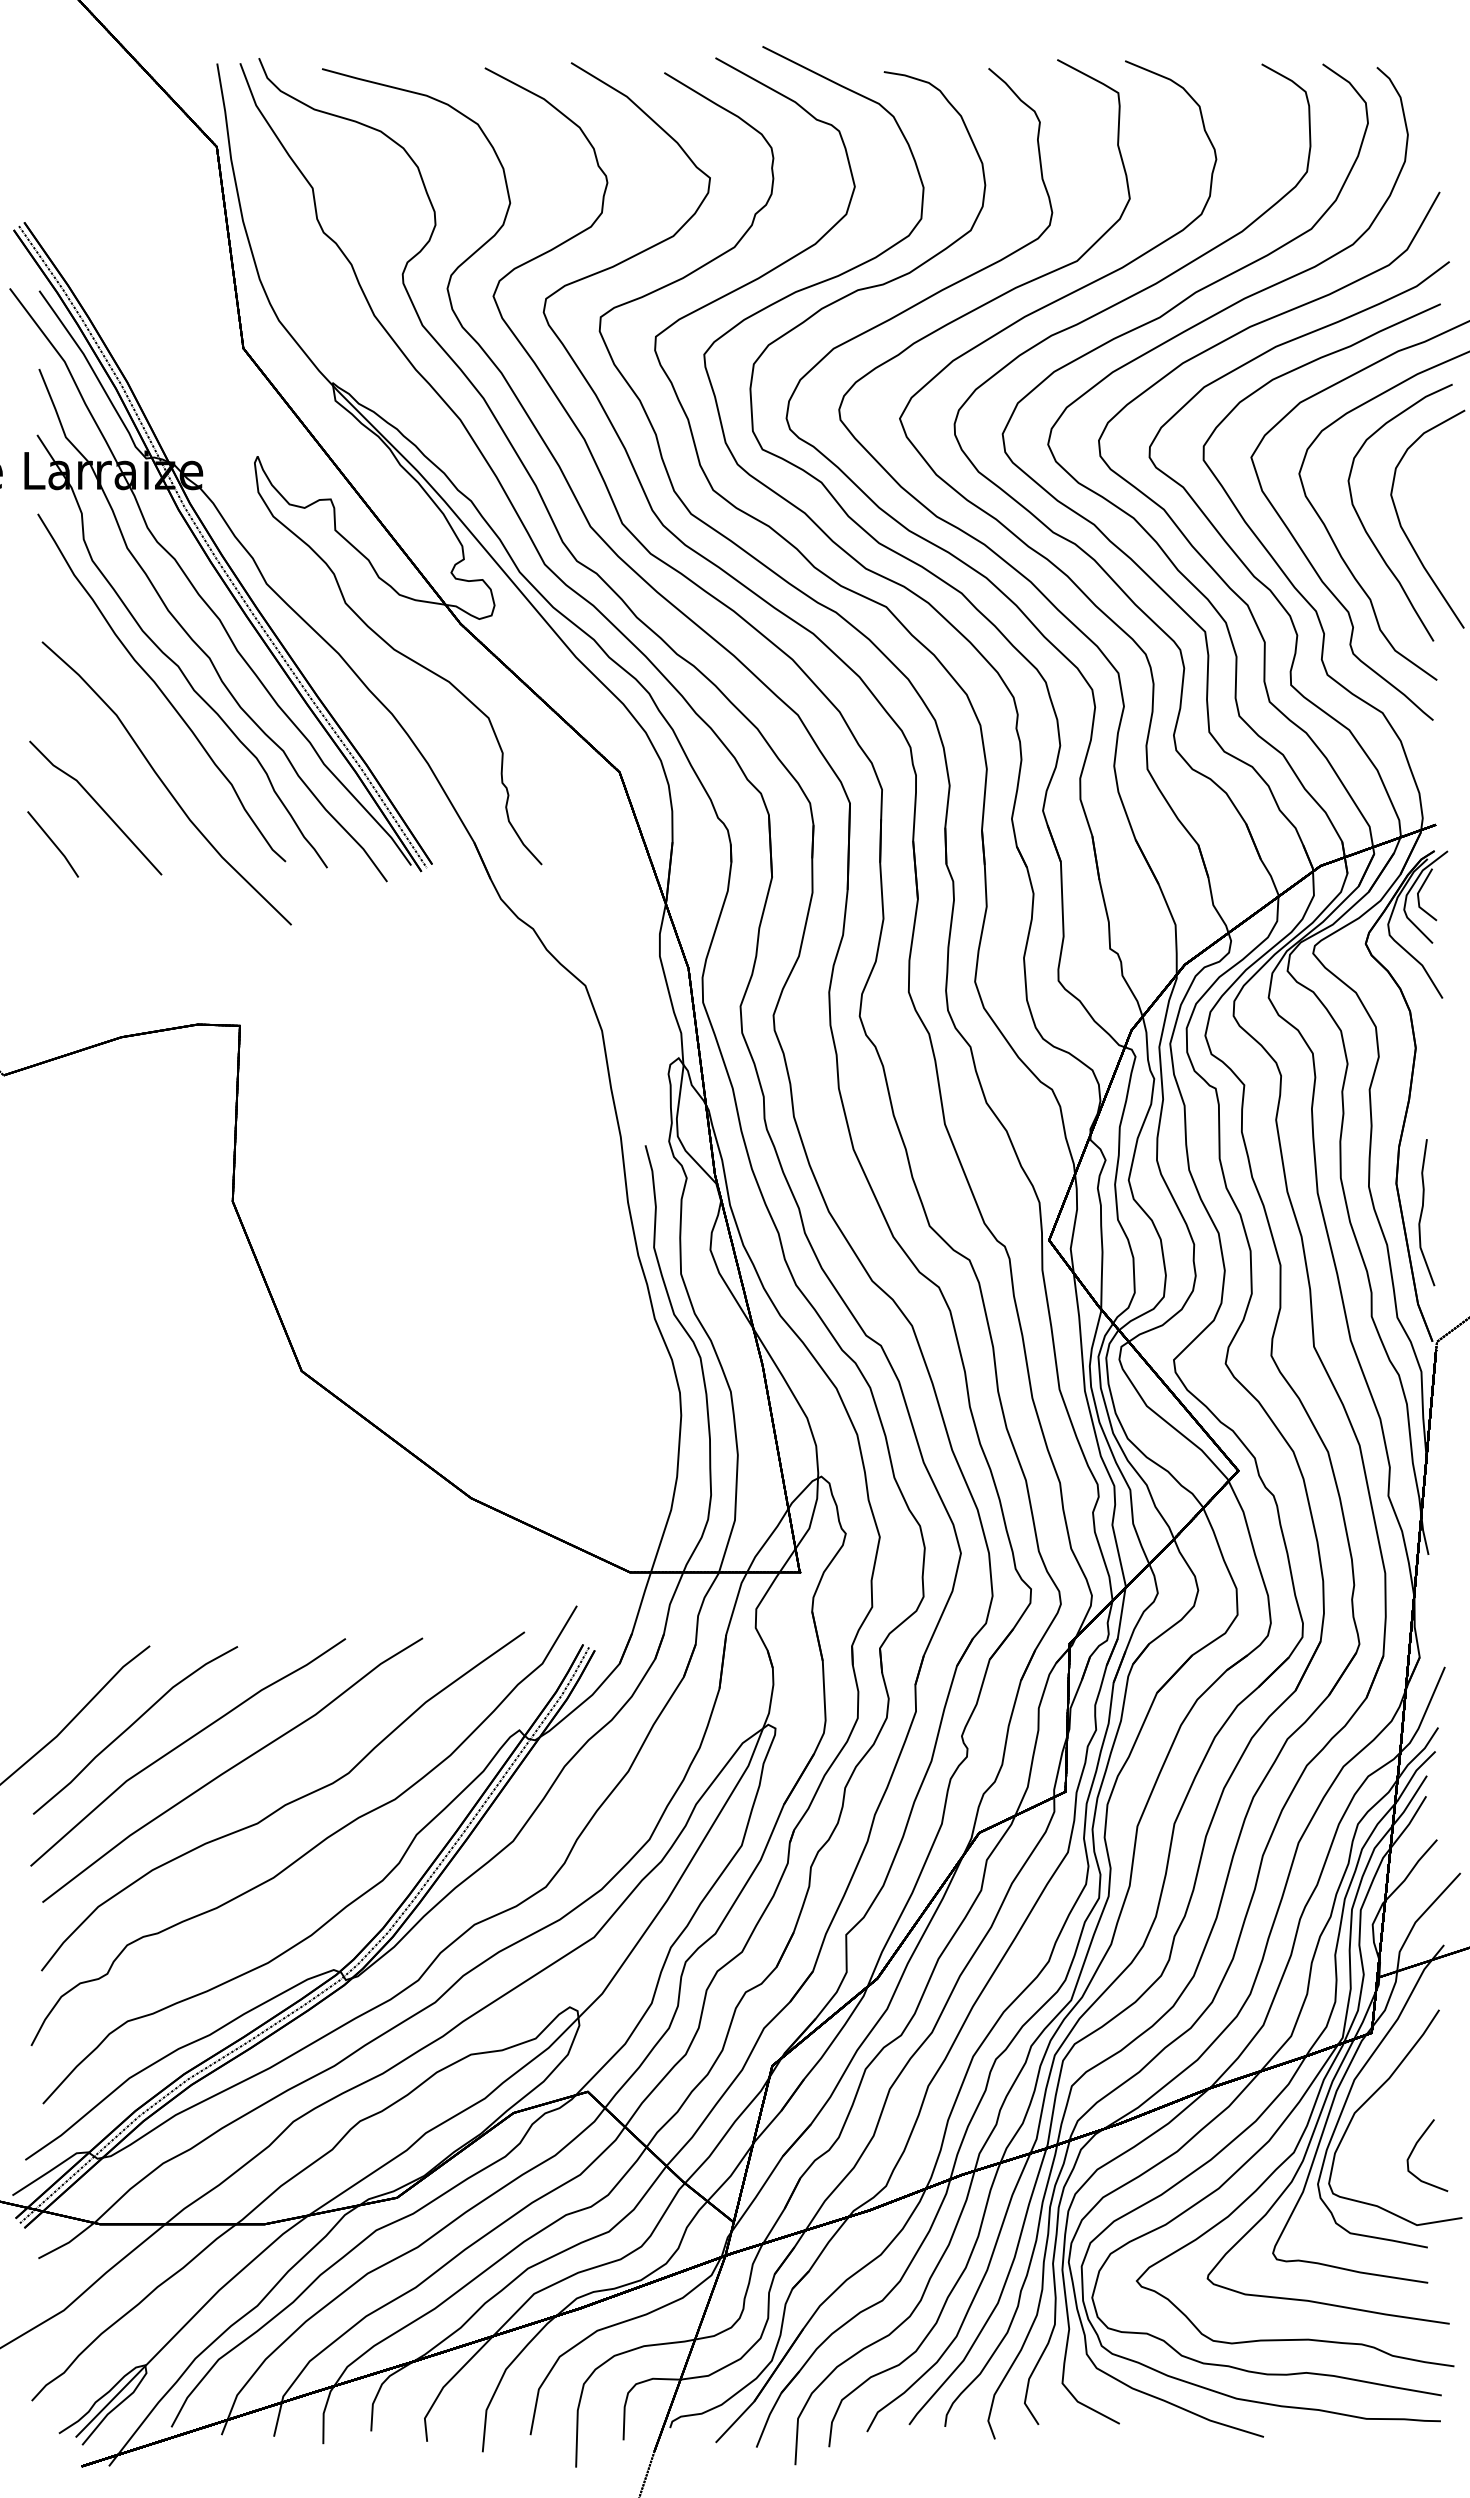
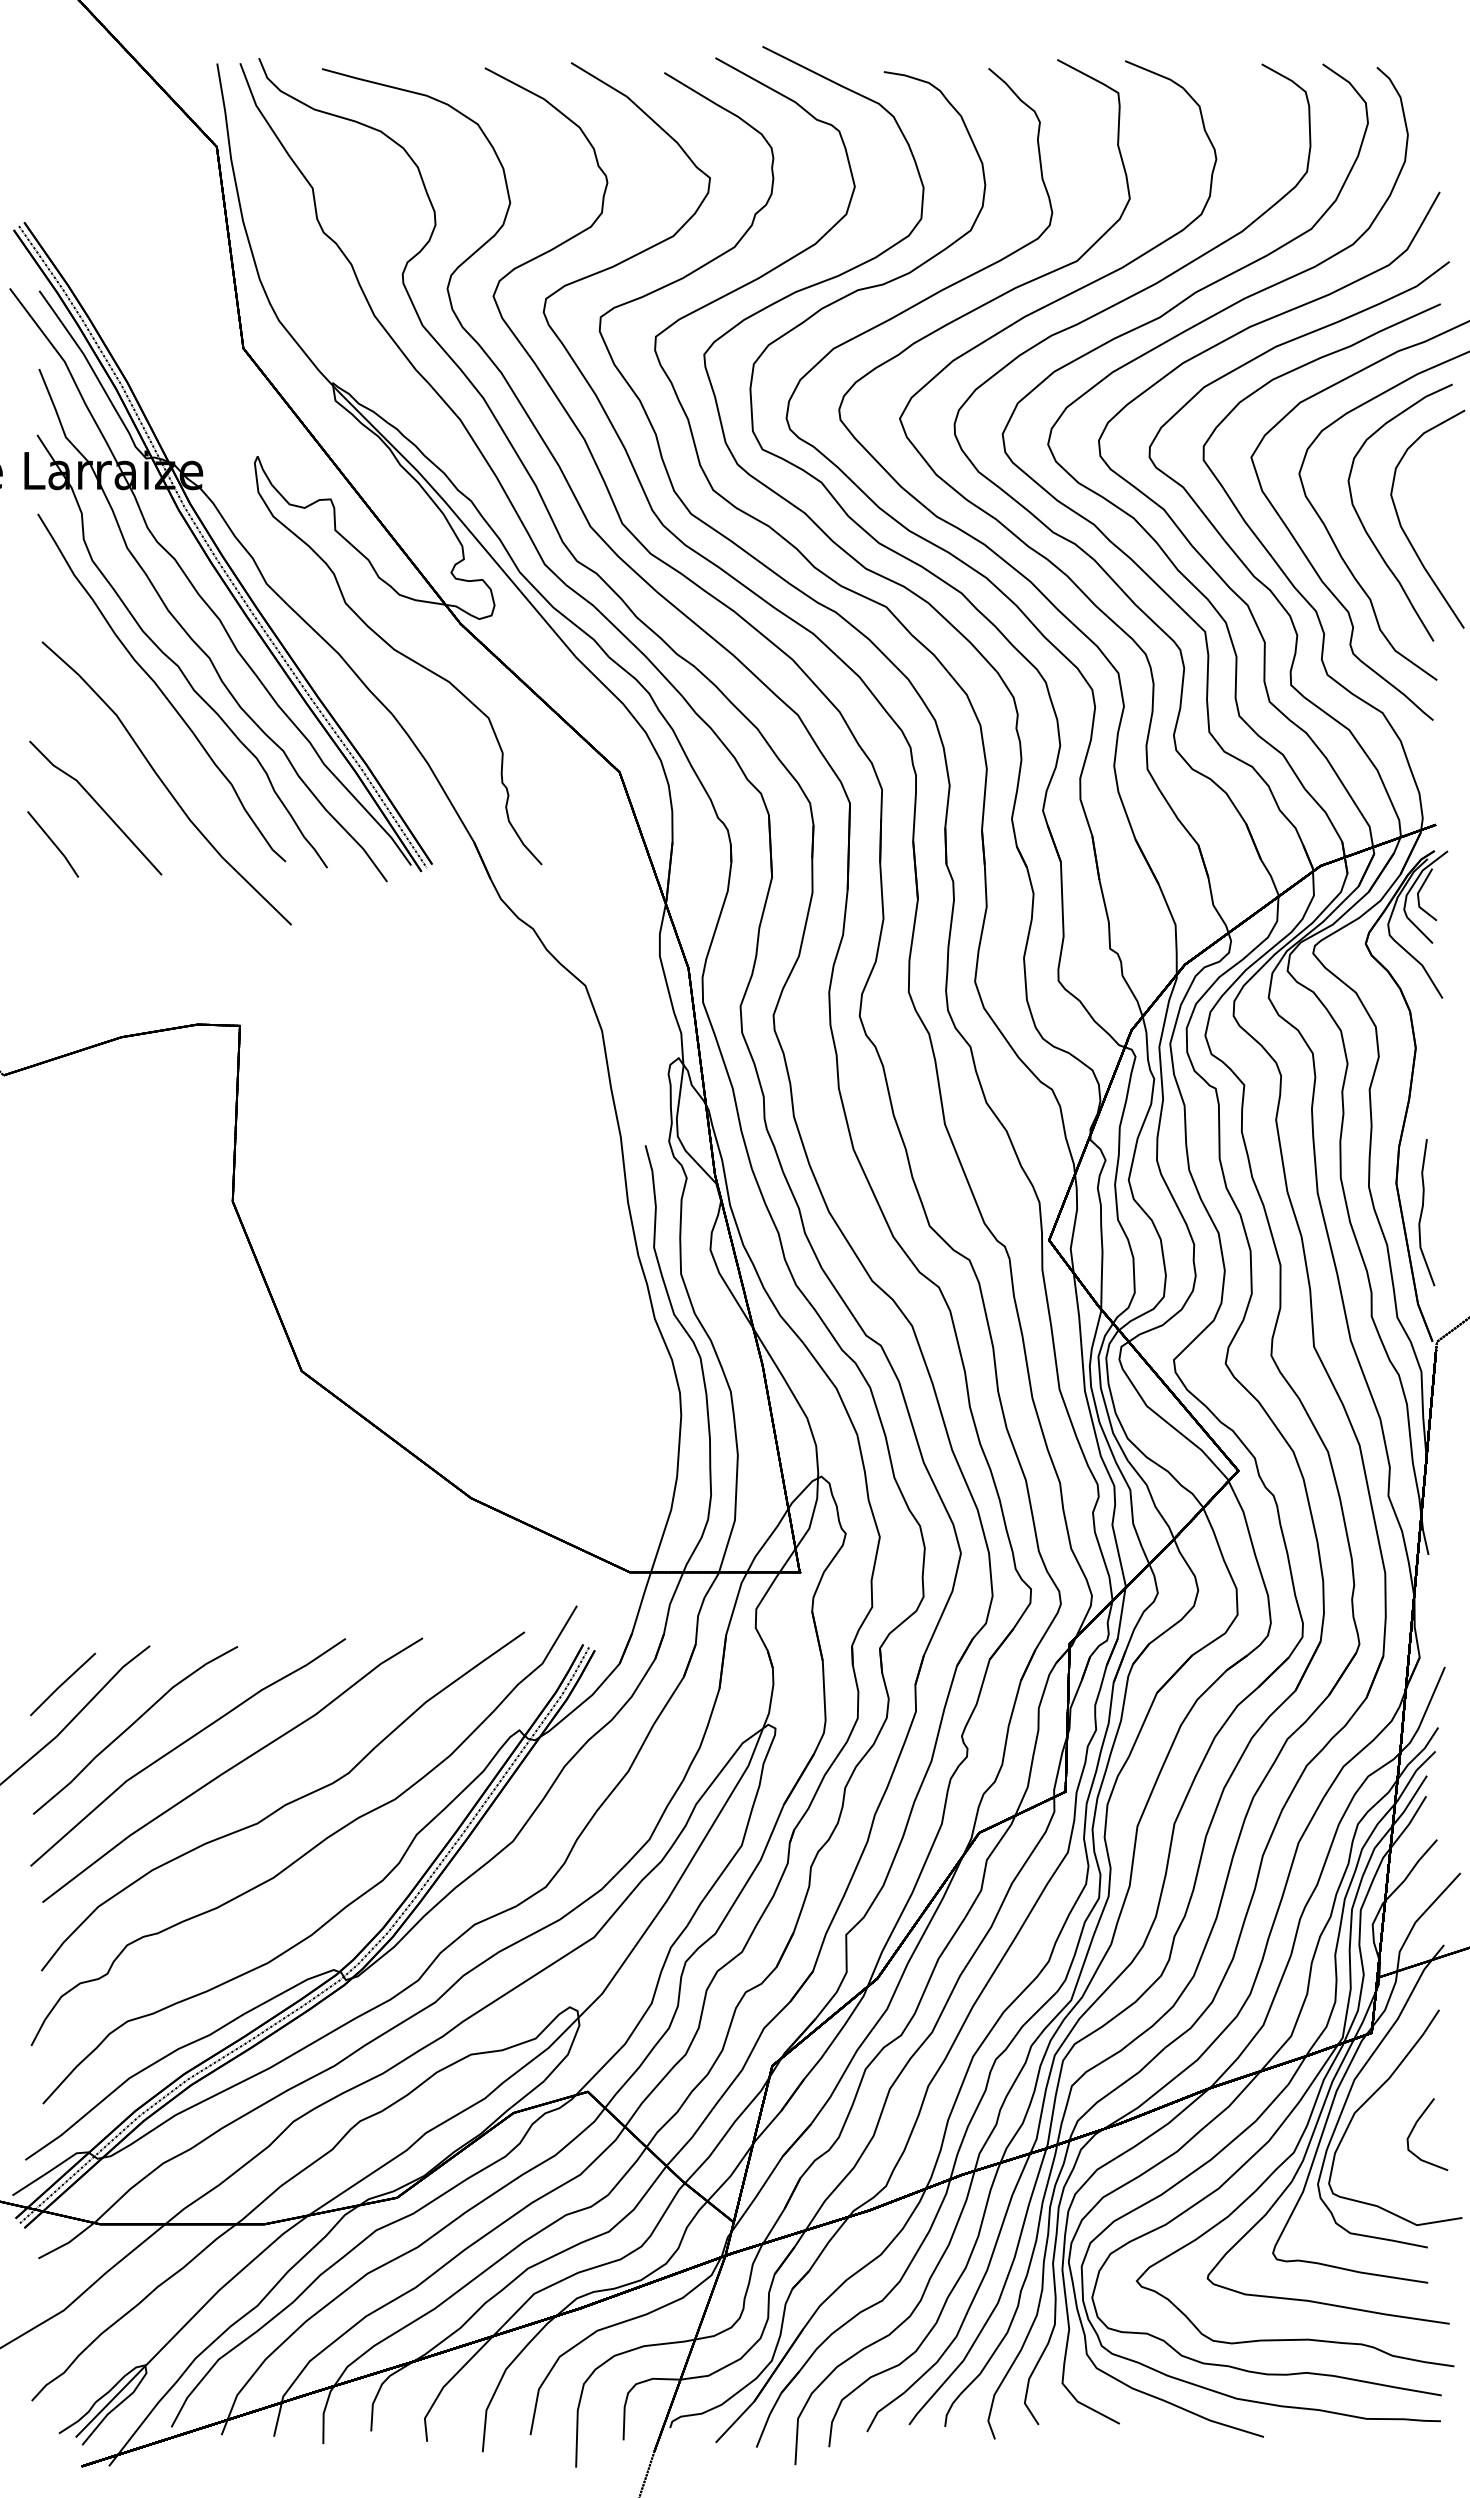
line: none -> present (63, 1684)
part position: (1414, 2149) -> (1414, 2128) (1414, 2128)
